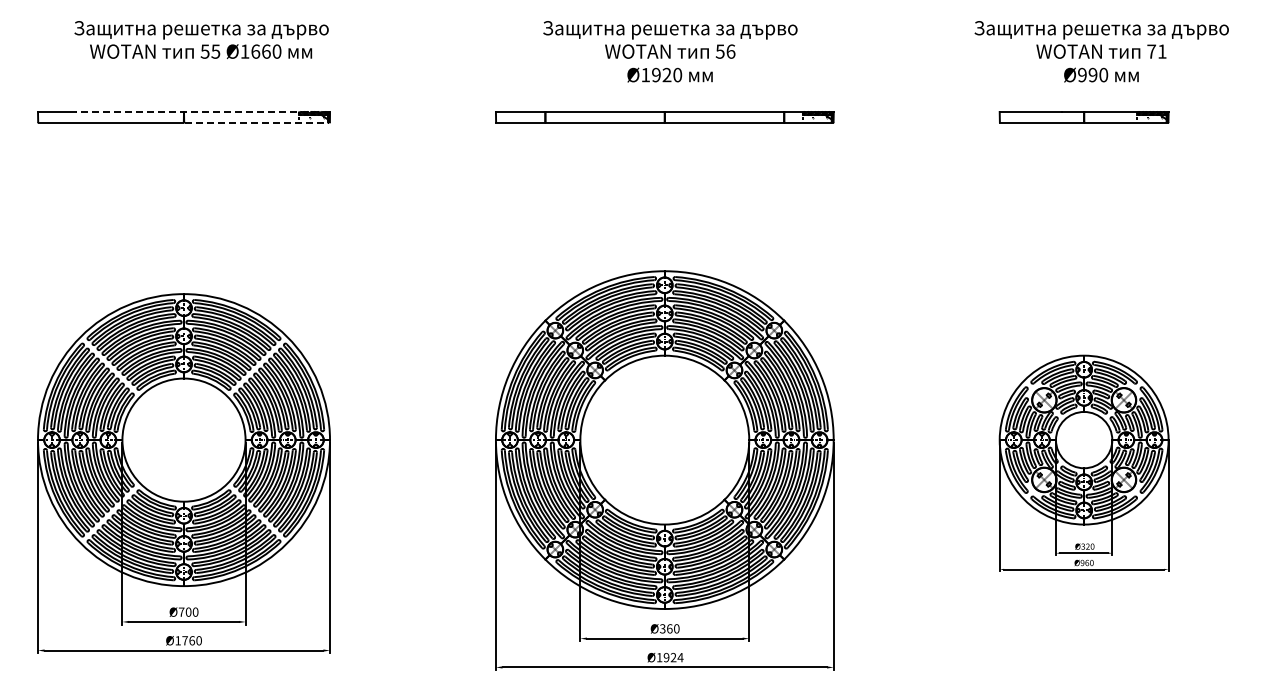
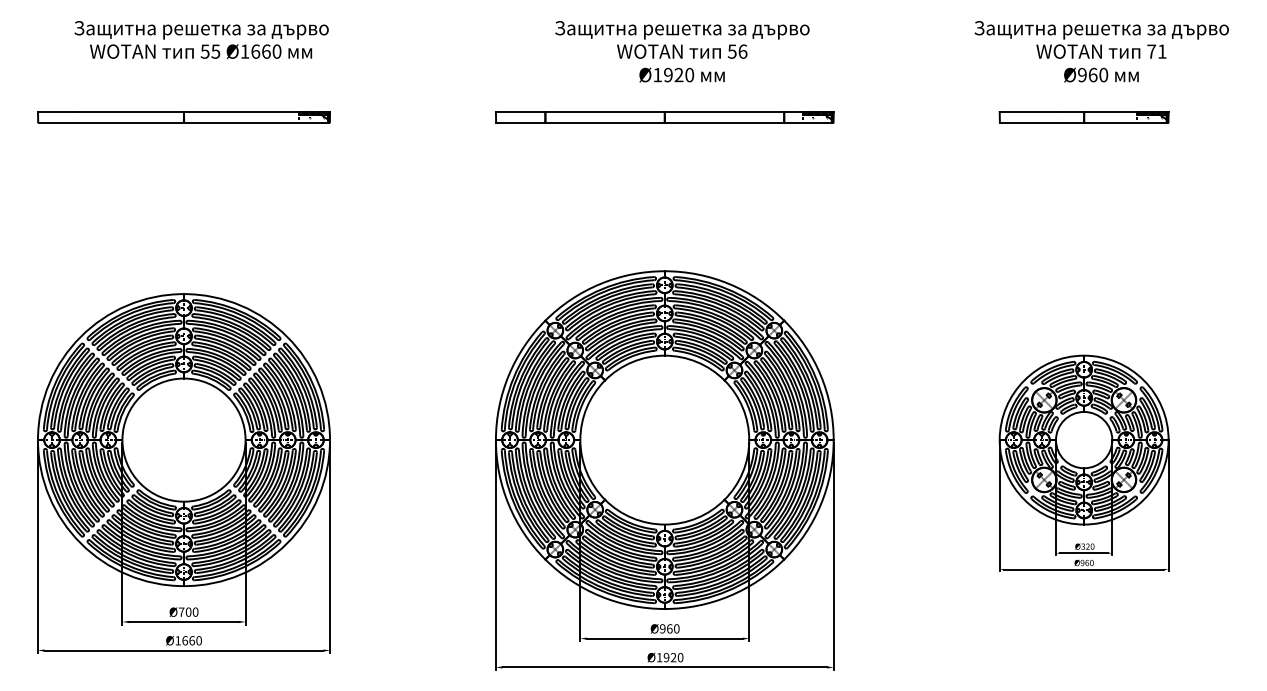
text position: (670, 51) -> (682, 51) (682, 51)
text: Ø990 -> Ø960 (1092, 74)
line: dashed -> solid (202, 111)
line: dashed -> solid (257, 122)
text: Ø360 -> Ø960 (662, 628)
text: Ø1760 -> Ø1660 (185, 640)
text: Ø1924 -> Ø1920 (680, 657)
